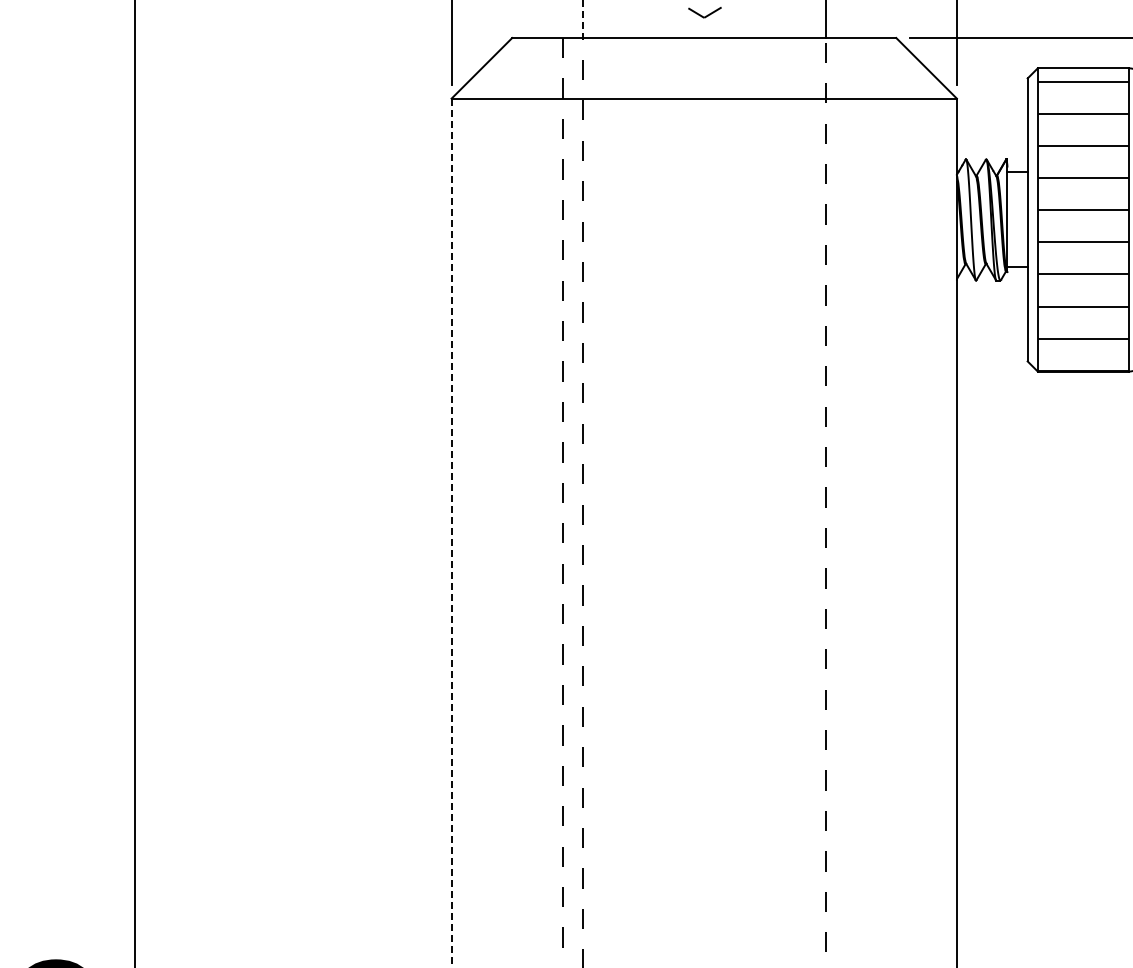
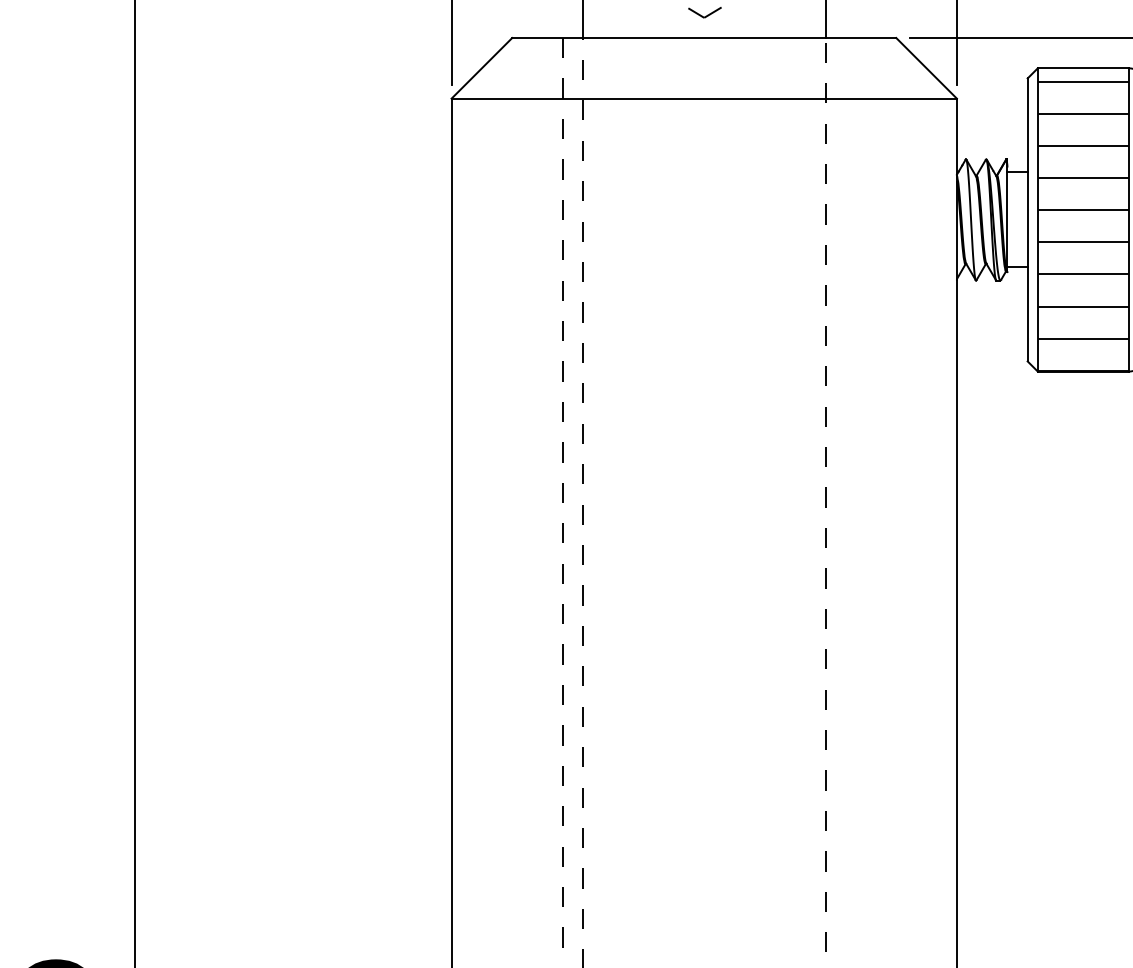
line: dashed -> solid (582, 19)
line: dashed -> solid (451, 533)
